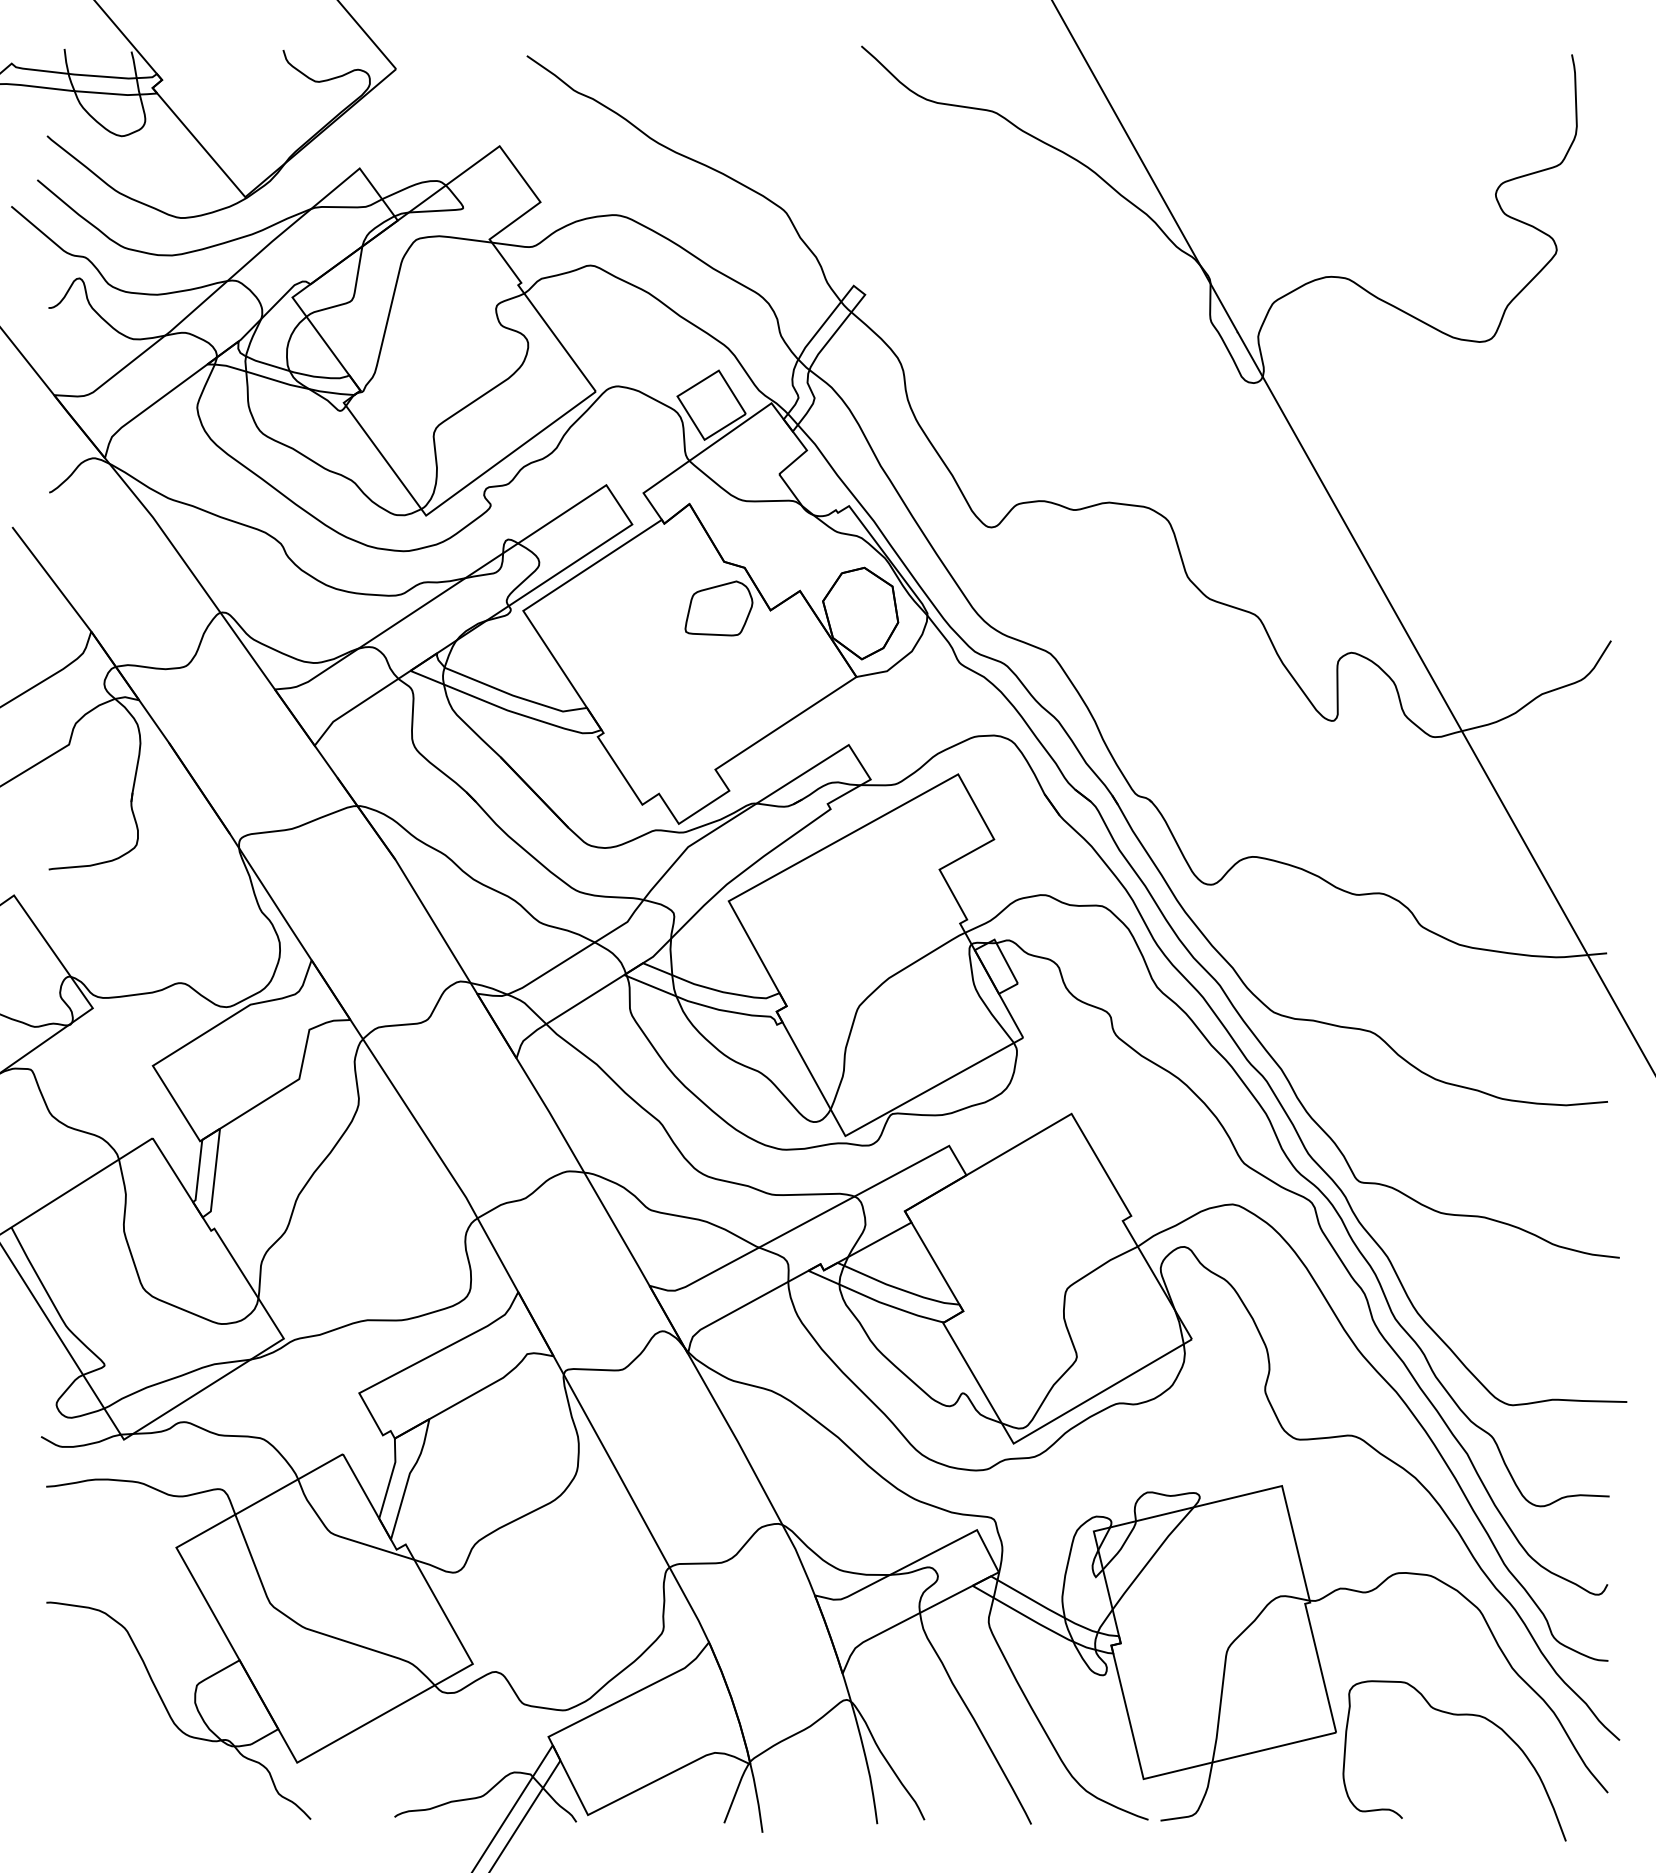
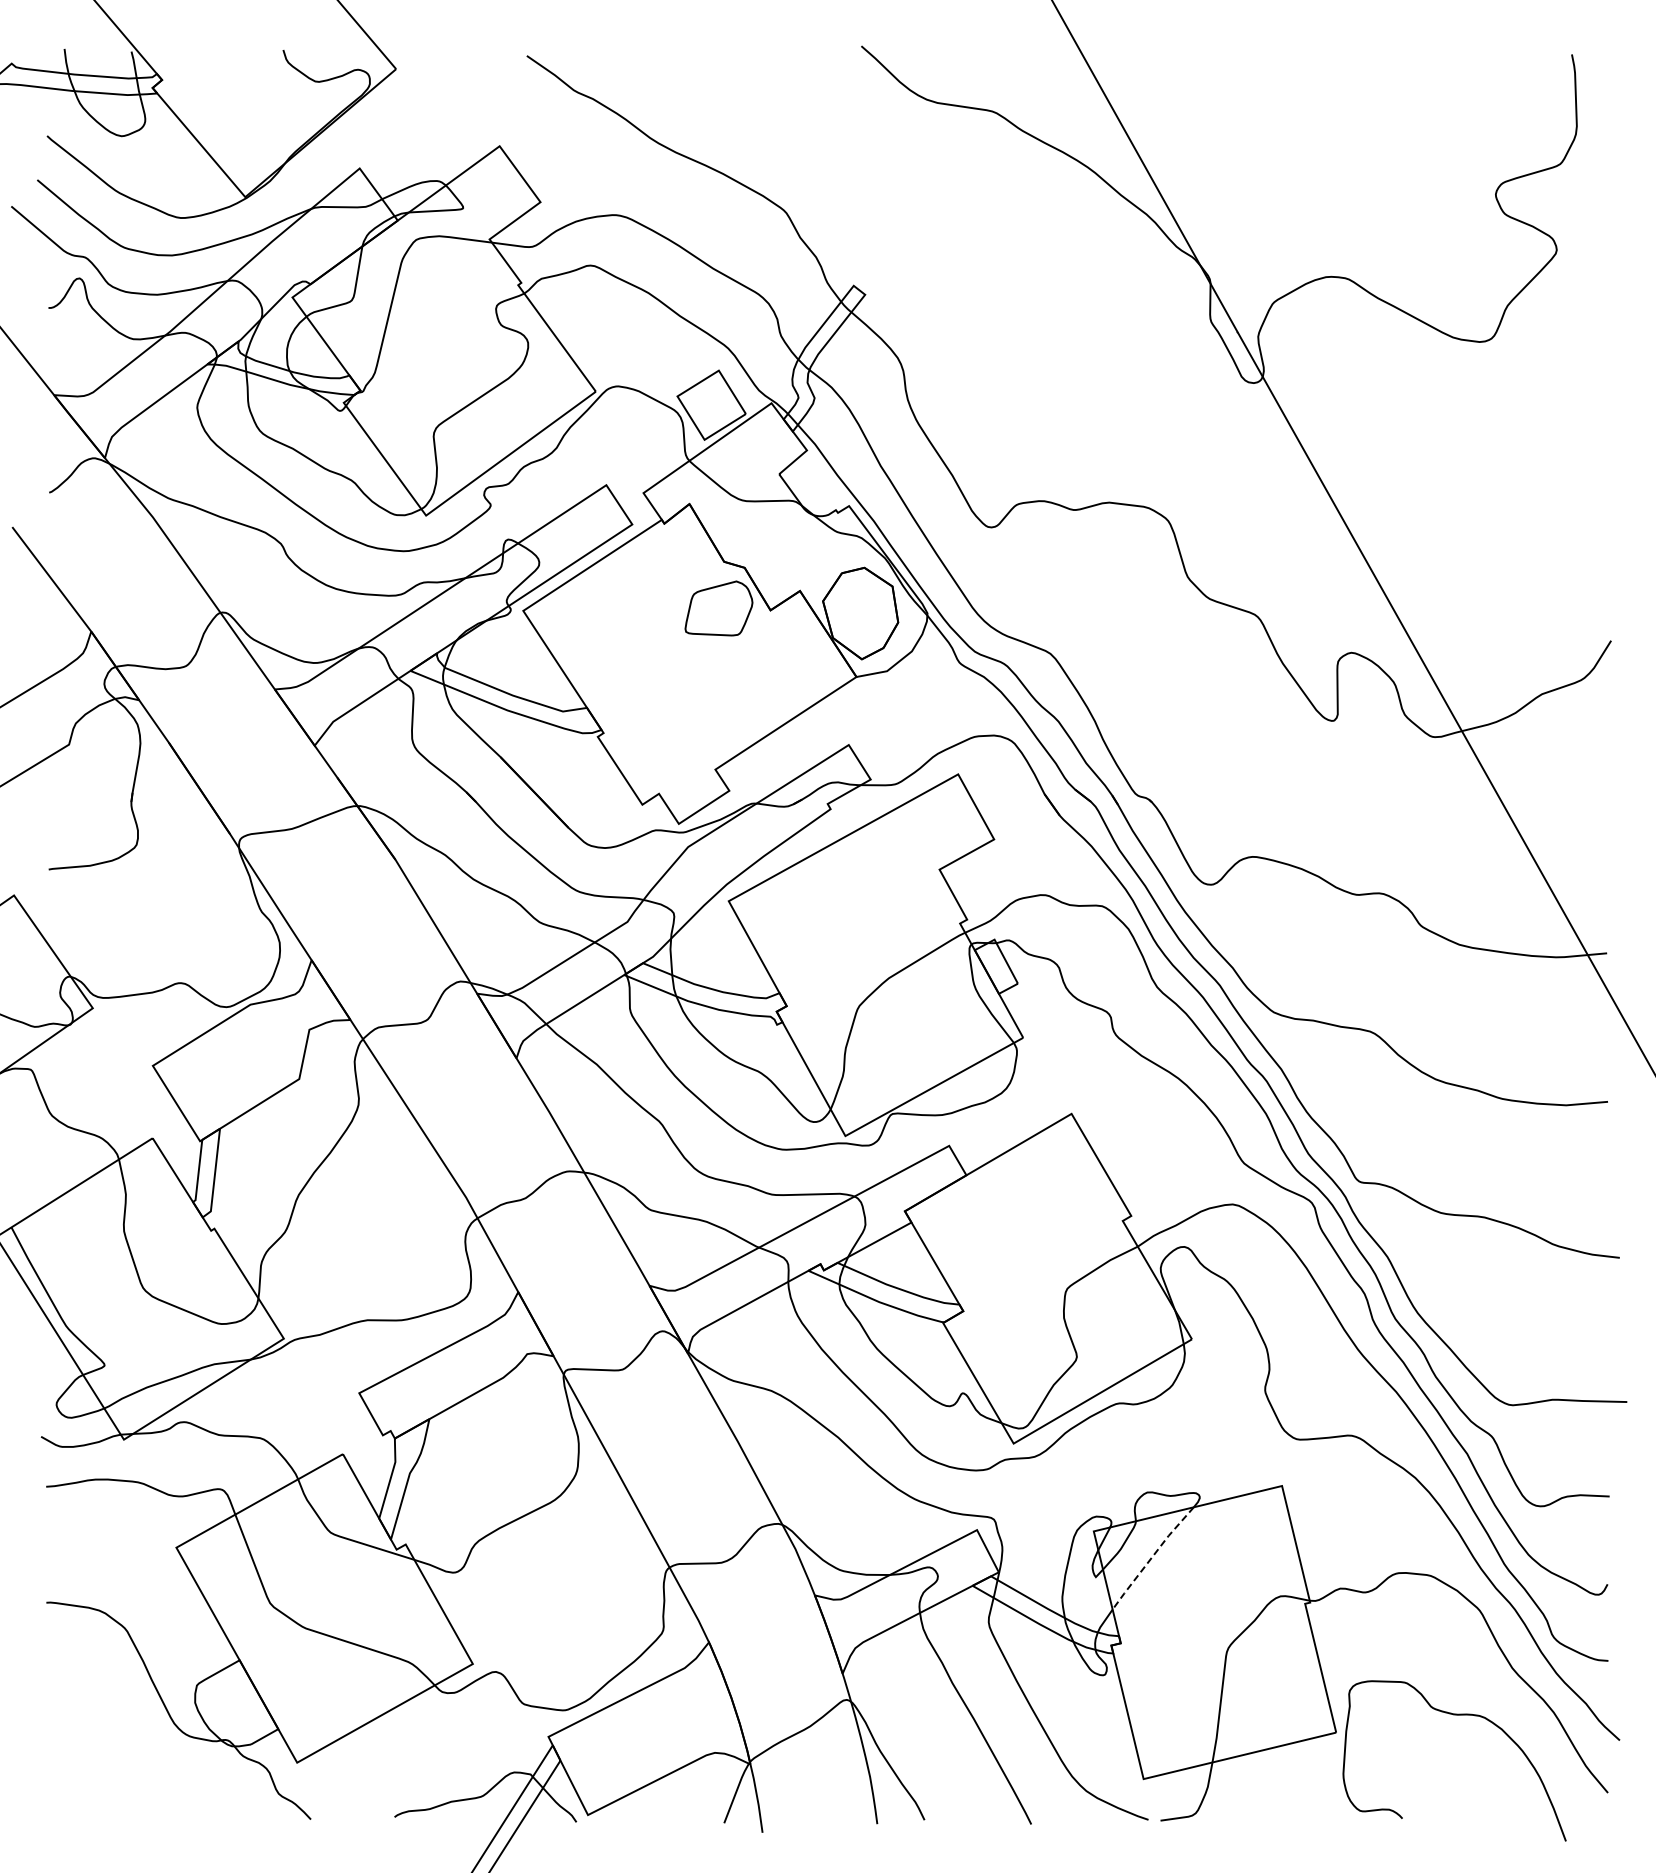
line: solid -> dashed (1152, 1557)
